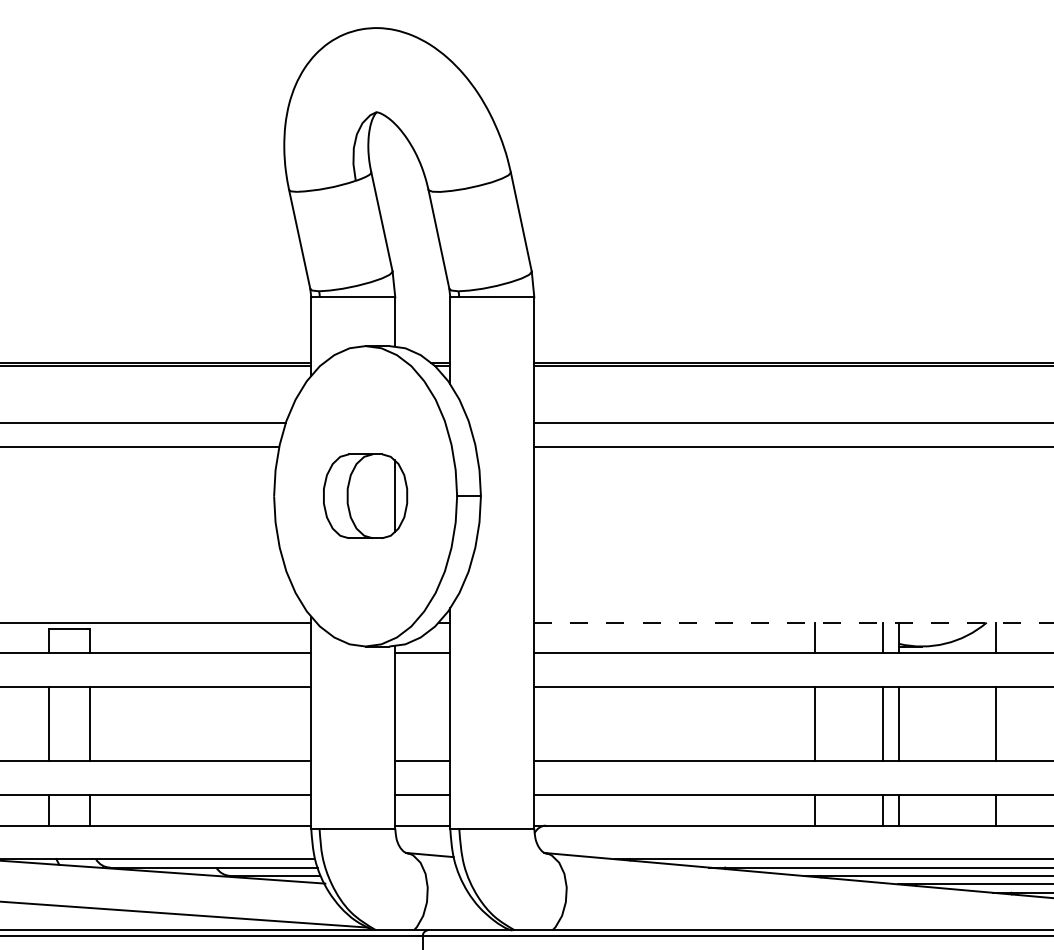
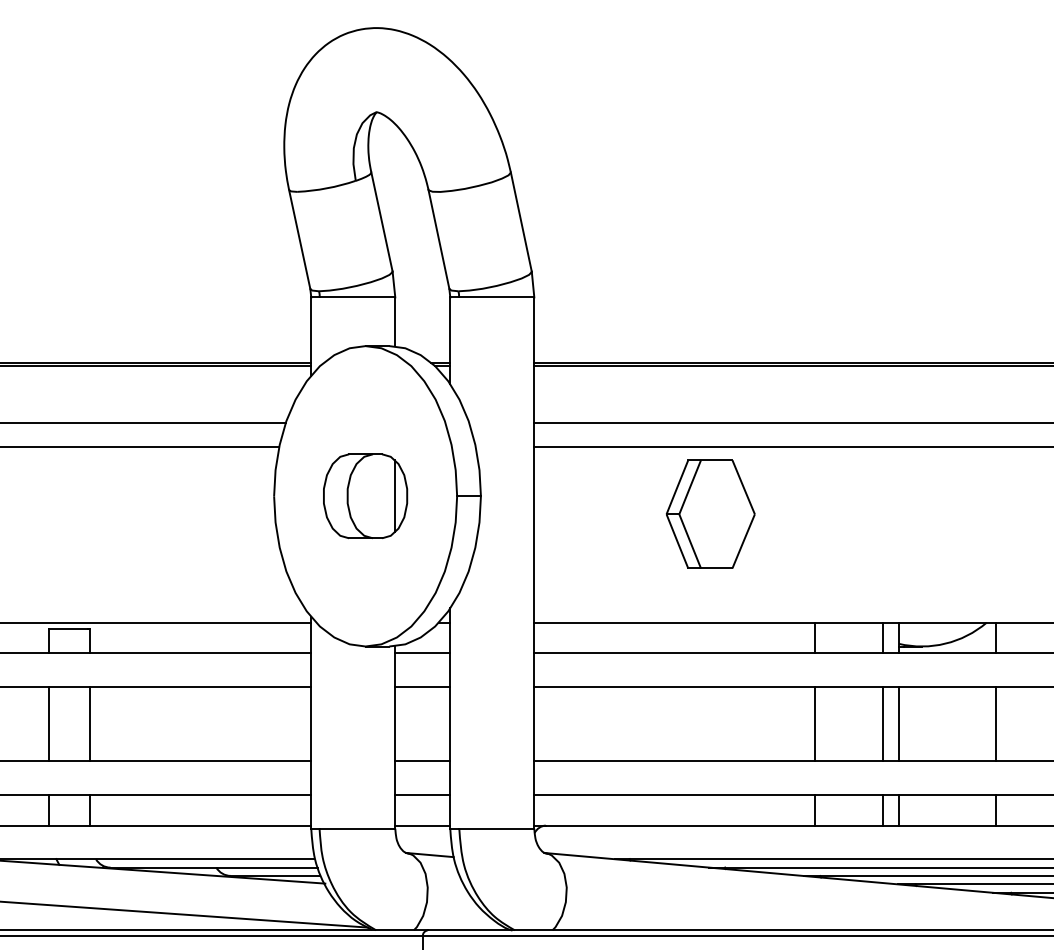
part: none -> present (710, 513)
line: dashed -> solid (794, 622)
line: none -> present (422, 686)
